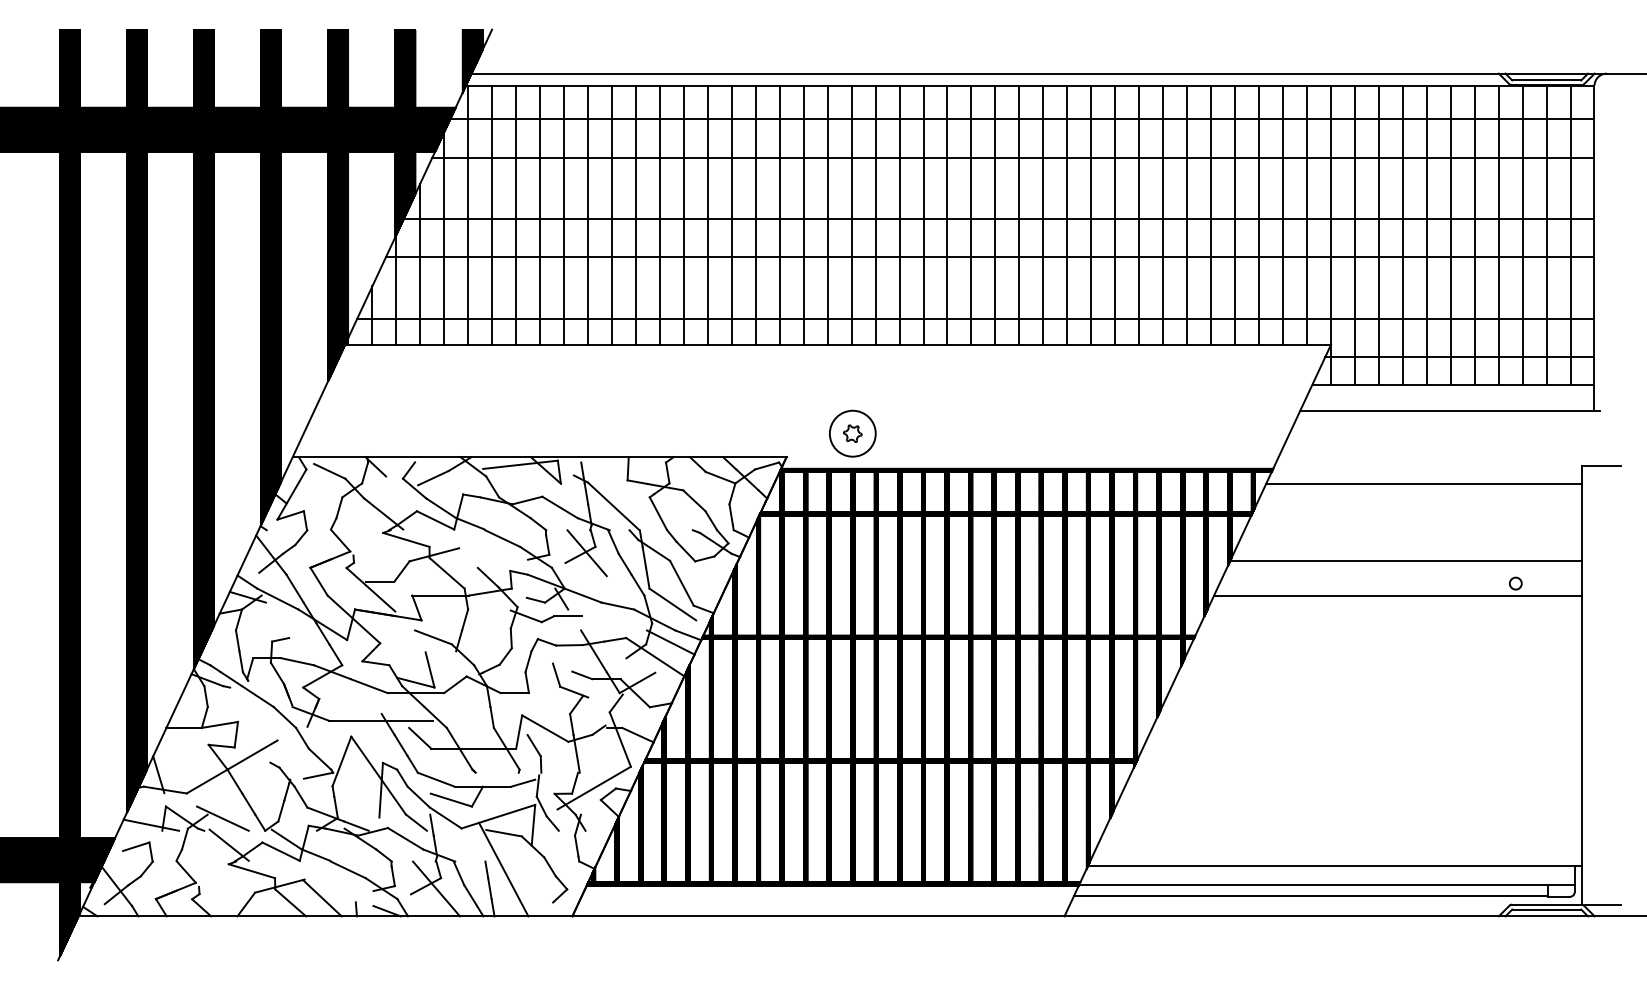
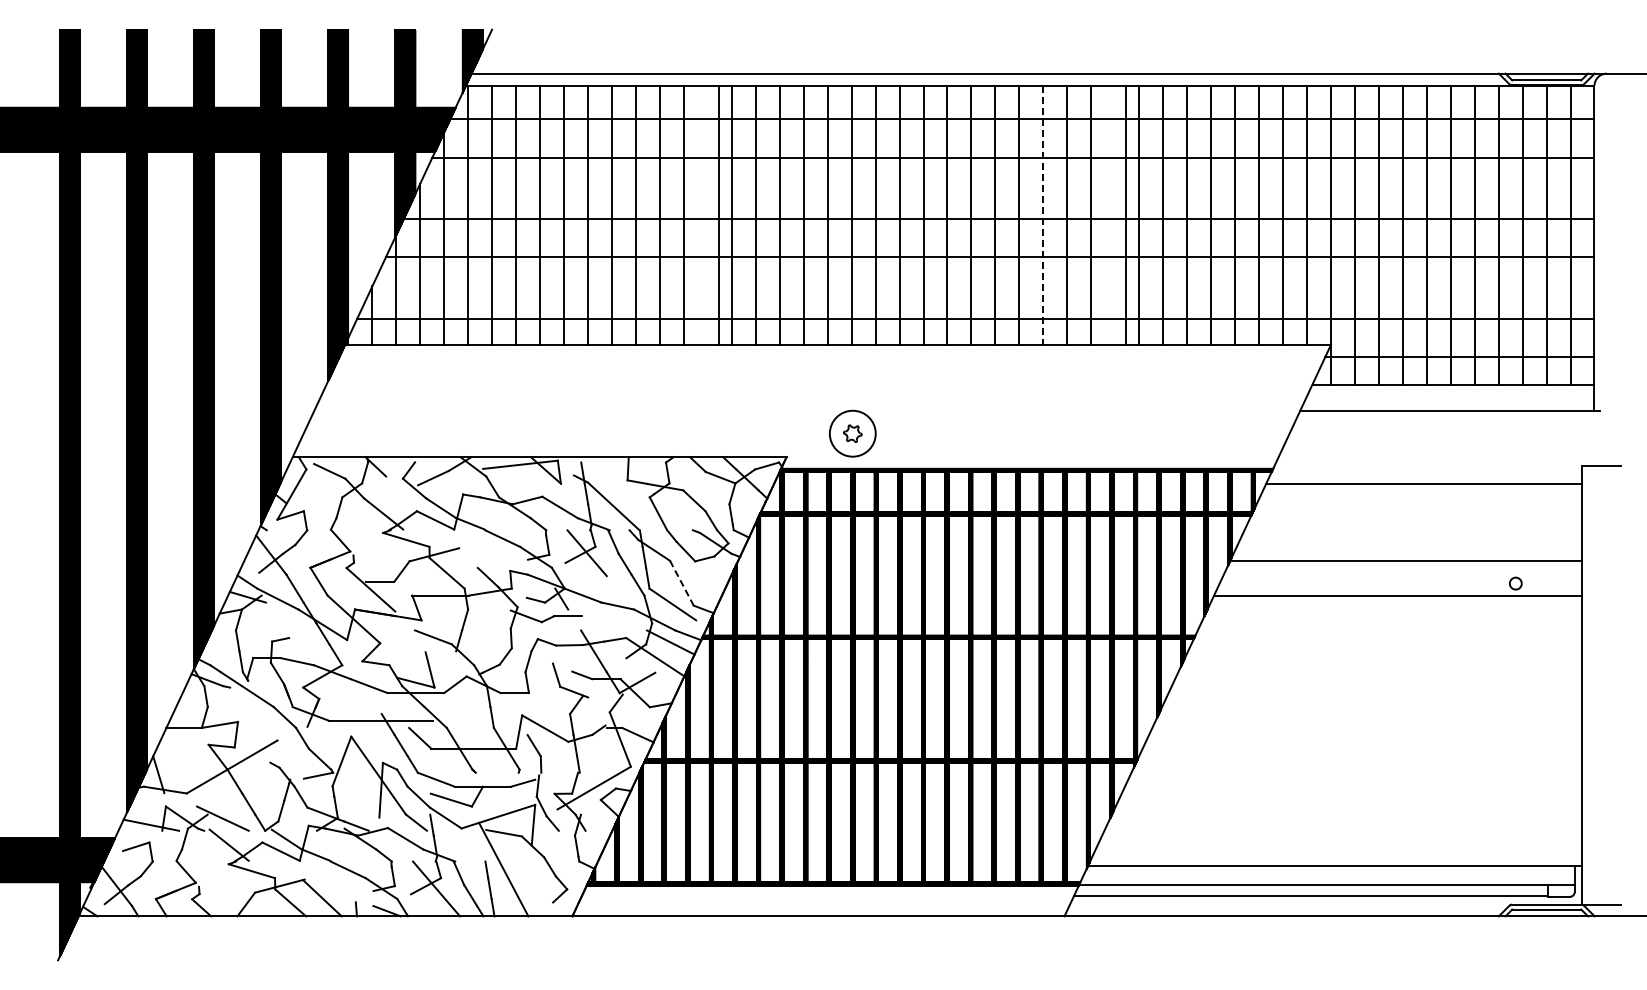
line position: (707, 214) -> (718, 214) (718, 214)
line position: (1115, 214) -> (1126, 214) (1126, 214)
line: solid -> dashed (1043, 215)
line: solid -> dashed (682, 583)
